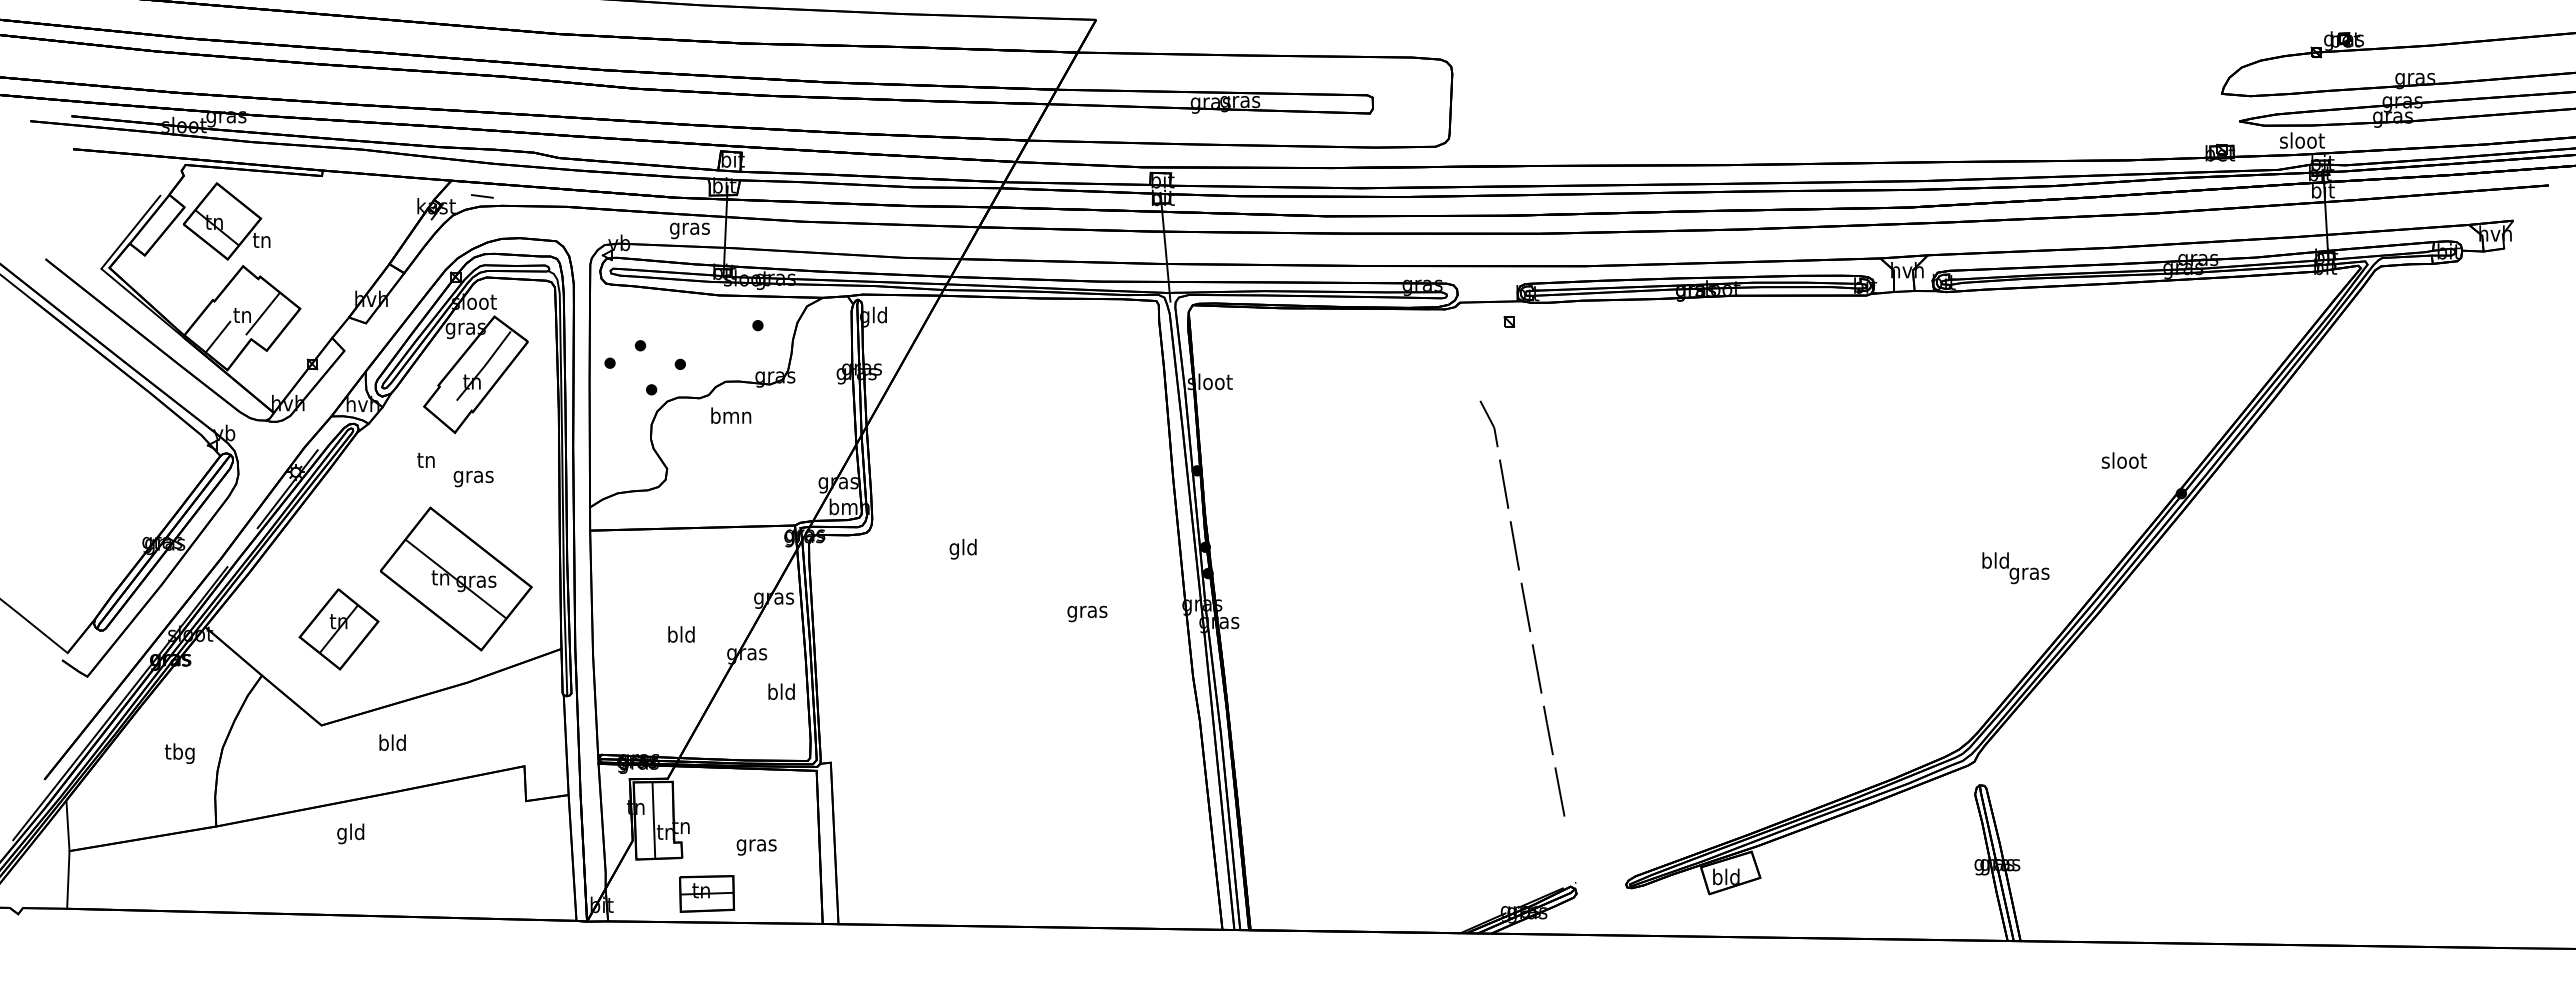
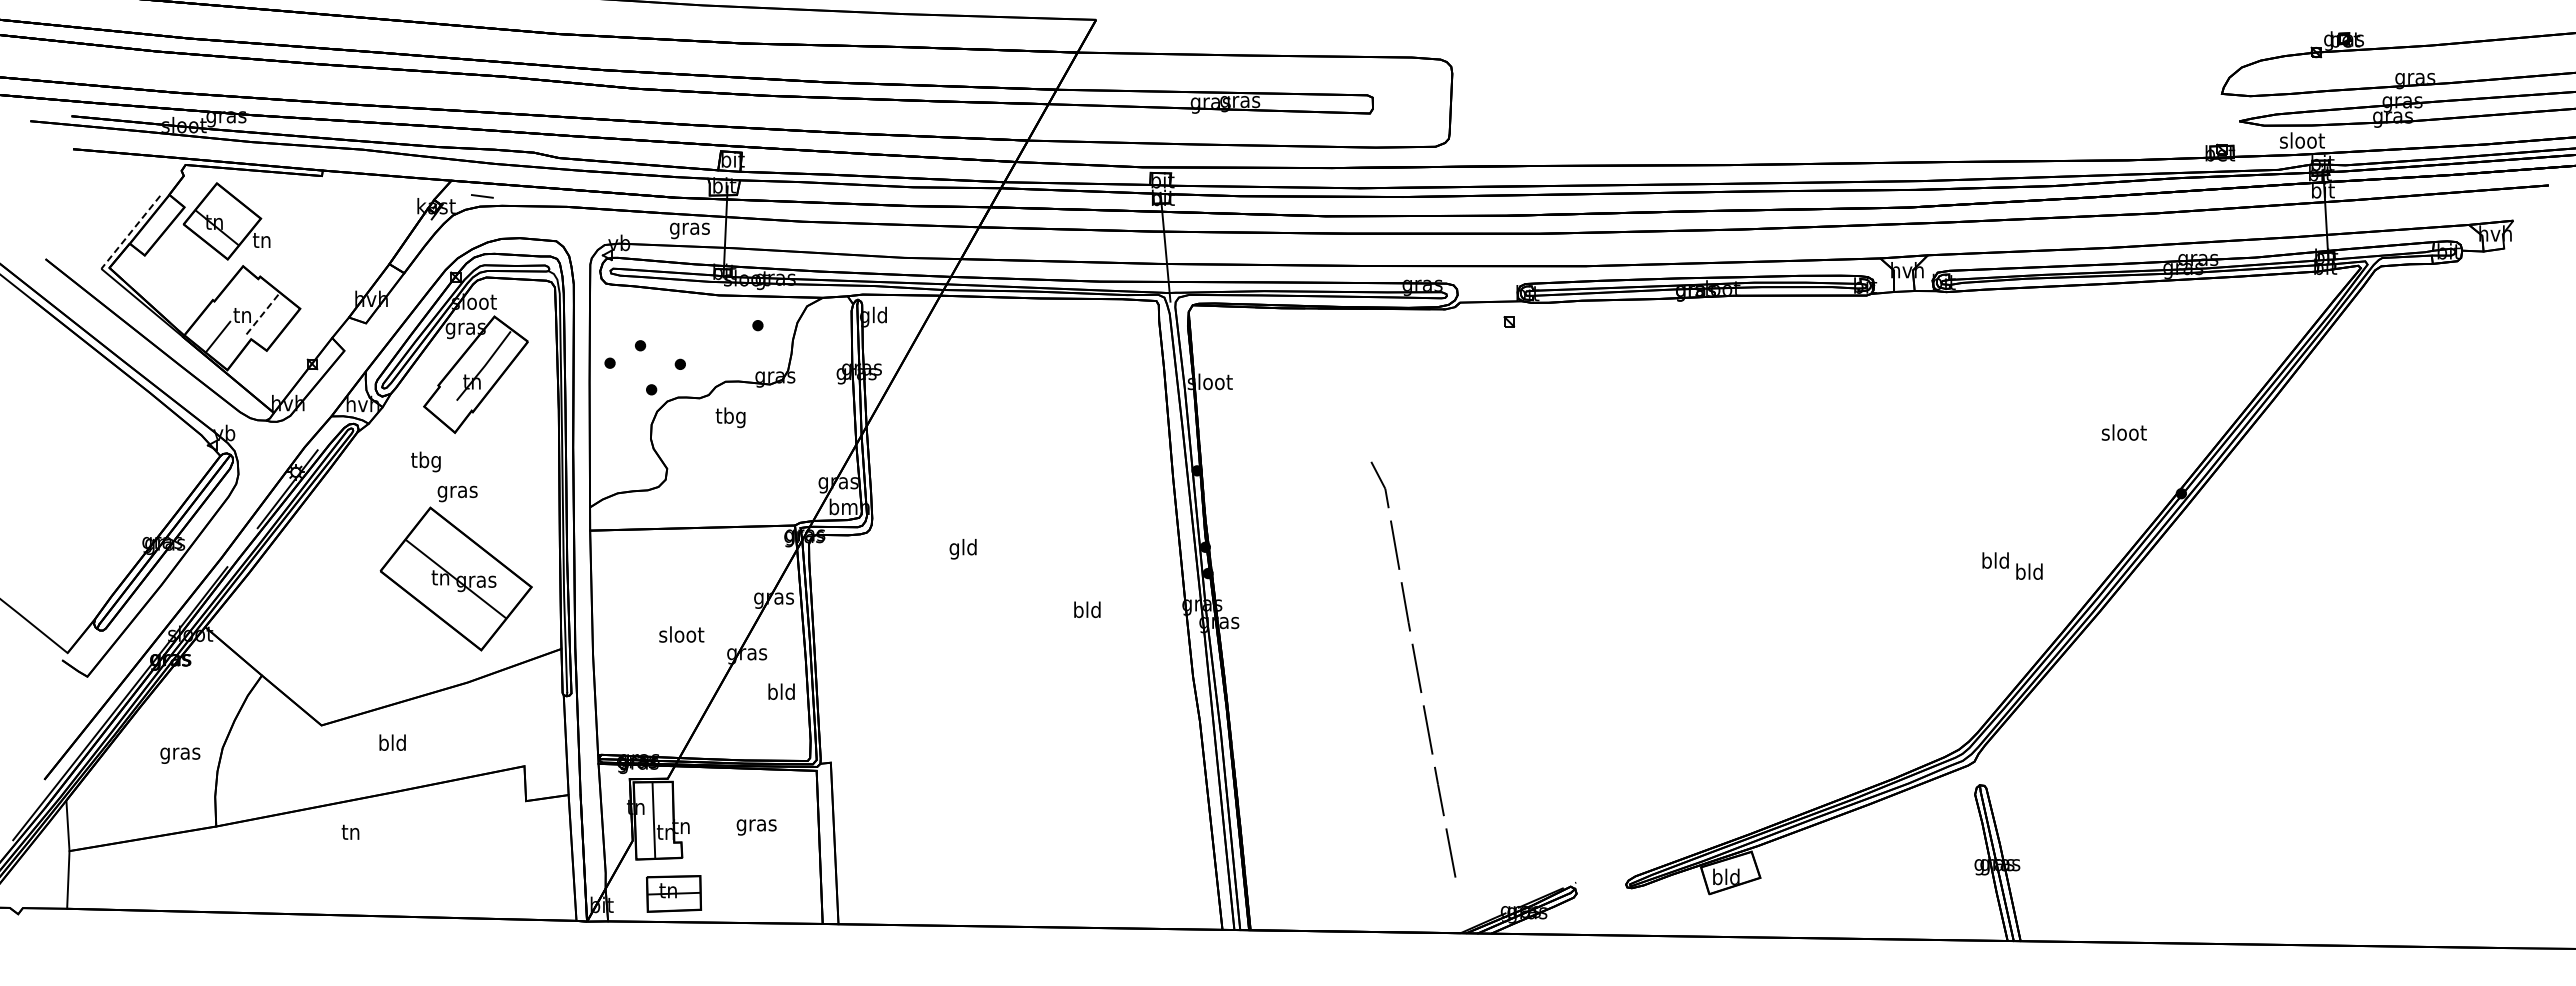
line: solid -> dashed (130, 232)
line: solid -> dashed (263, 313)
text: bmn -> tbg (731, 417)
text position: (2123, 460) -> (2123, 432) (2123, 432)
text: tn -> tbg (425, 461)
text position: (473, 478) -> (457, 493) (457, 493)
text: gras -> bld (2029, 573)
line position: (1524, 606) -> (1415, 667) (1415, 667)
text: gras -> bld (1087, 611)
part: present -> none (338, 629)
text: bld -> sloot (681, 634)
text: tbg -> gras (180, 753)
text: gld -> tn (350, 833)
text position: (756, 847) -> (756, 827) (756, 827)
part position: (706, 893) -> (673, 893) (673, 893)
